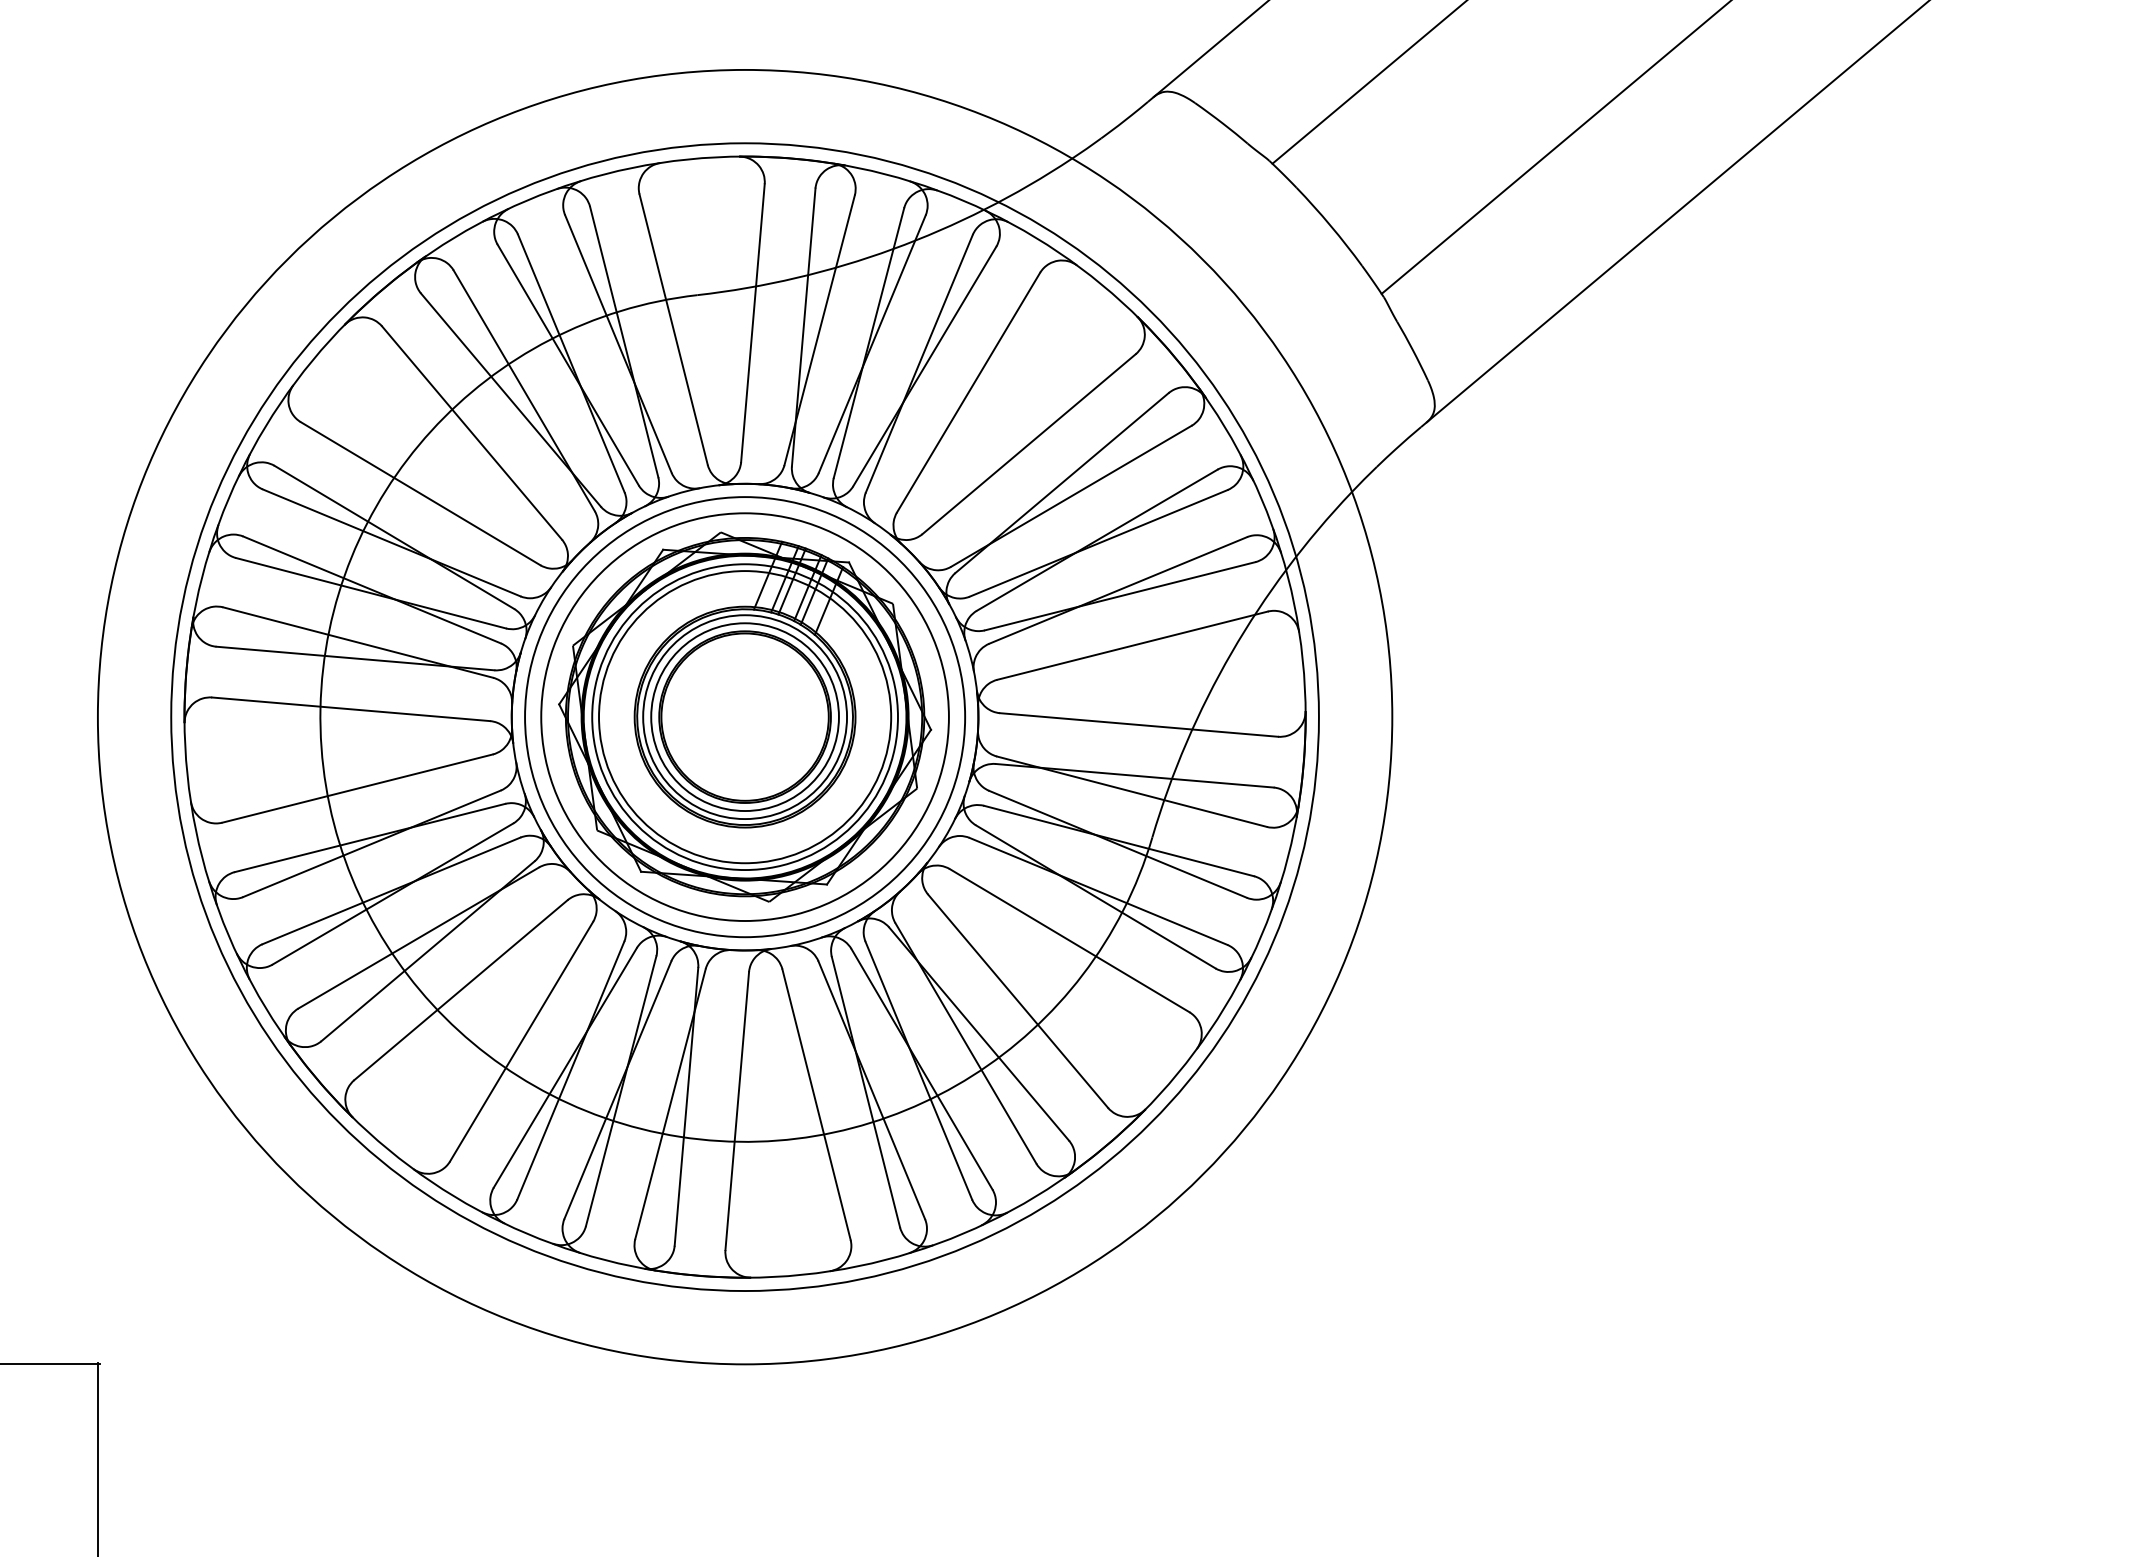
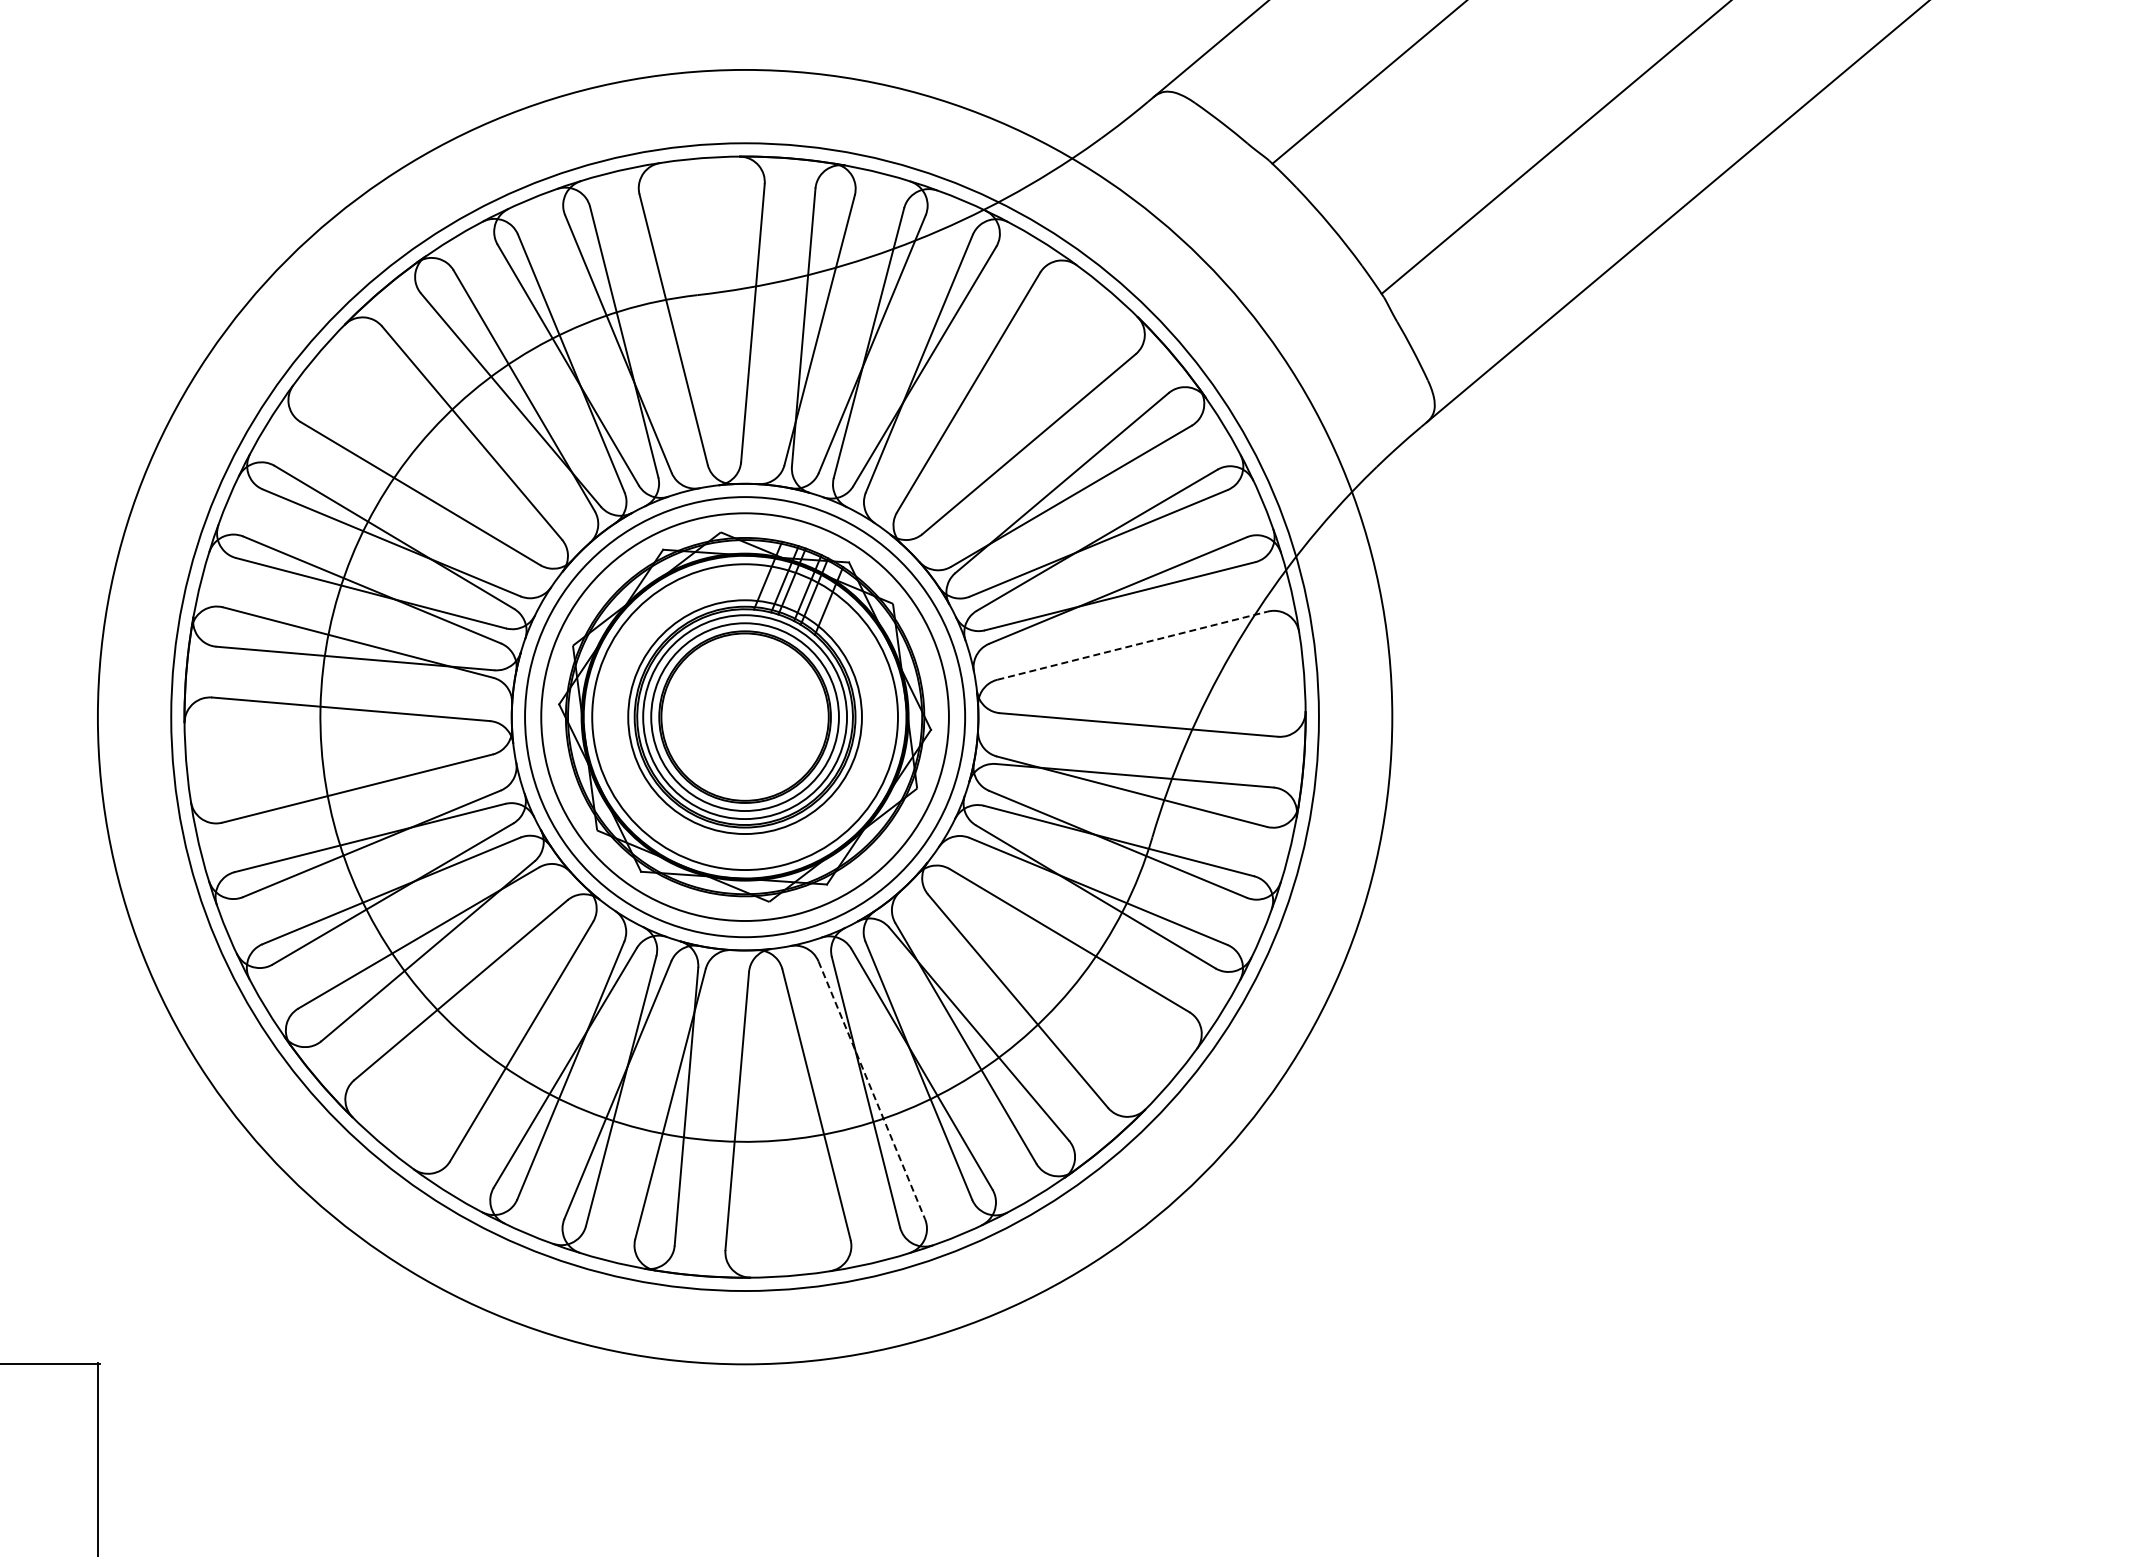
line: solid -> dashed (1133, 645)
circle diameter: 292 px -> 234 px (744, 717)
line: solid -> dashed (871, 1090)
